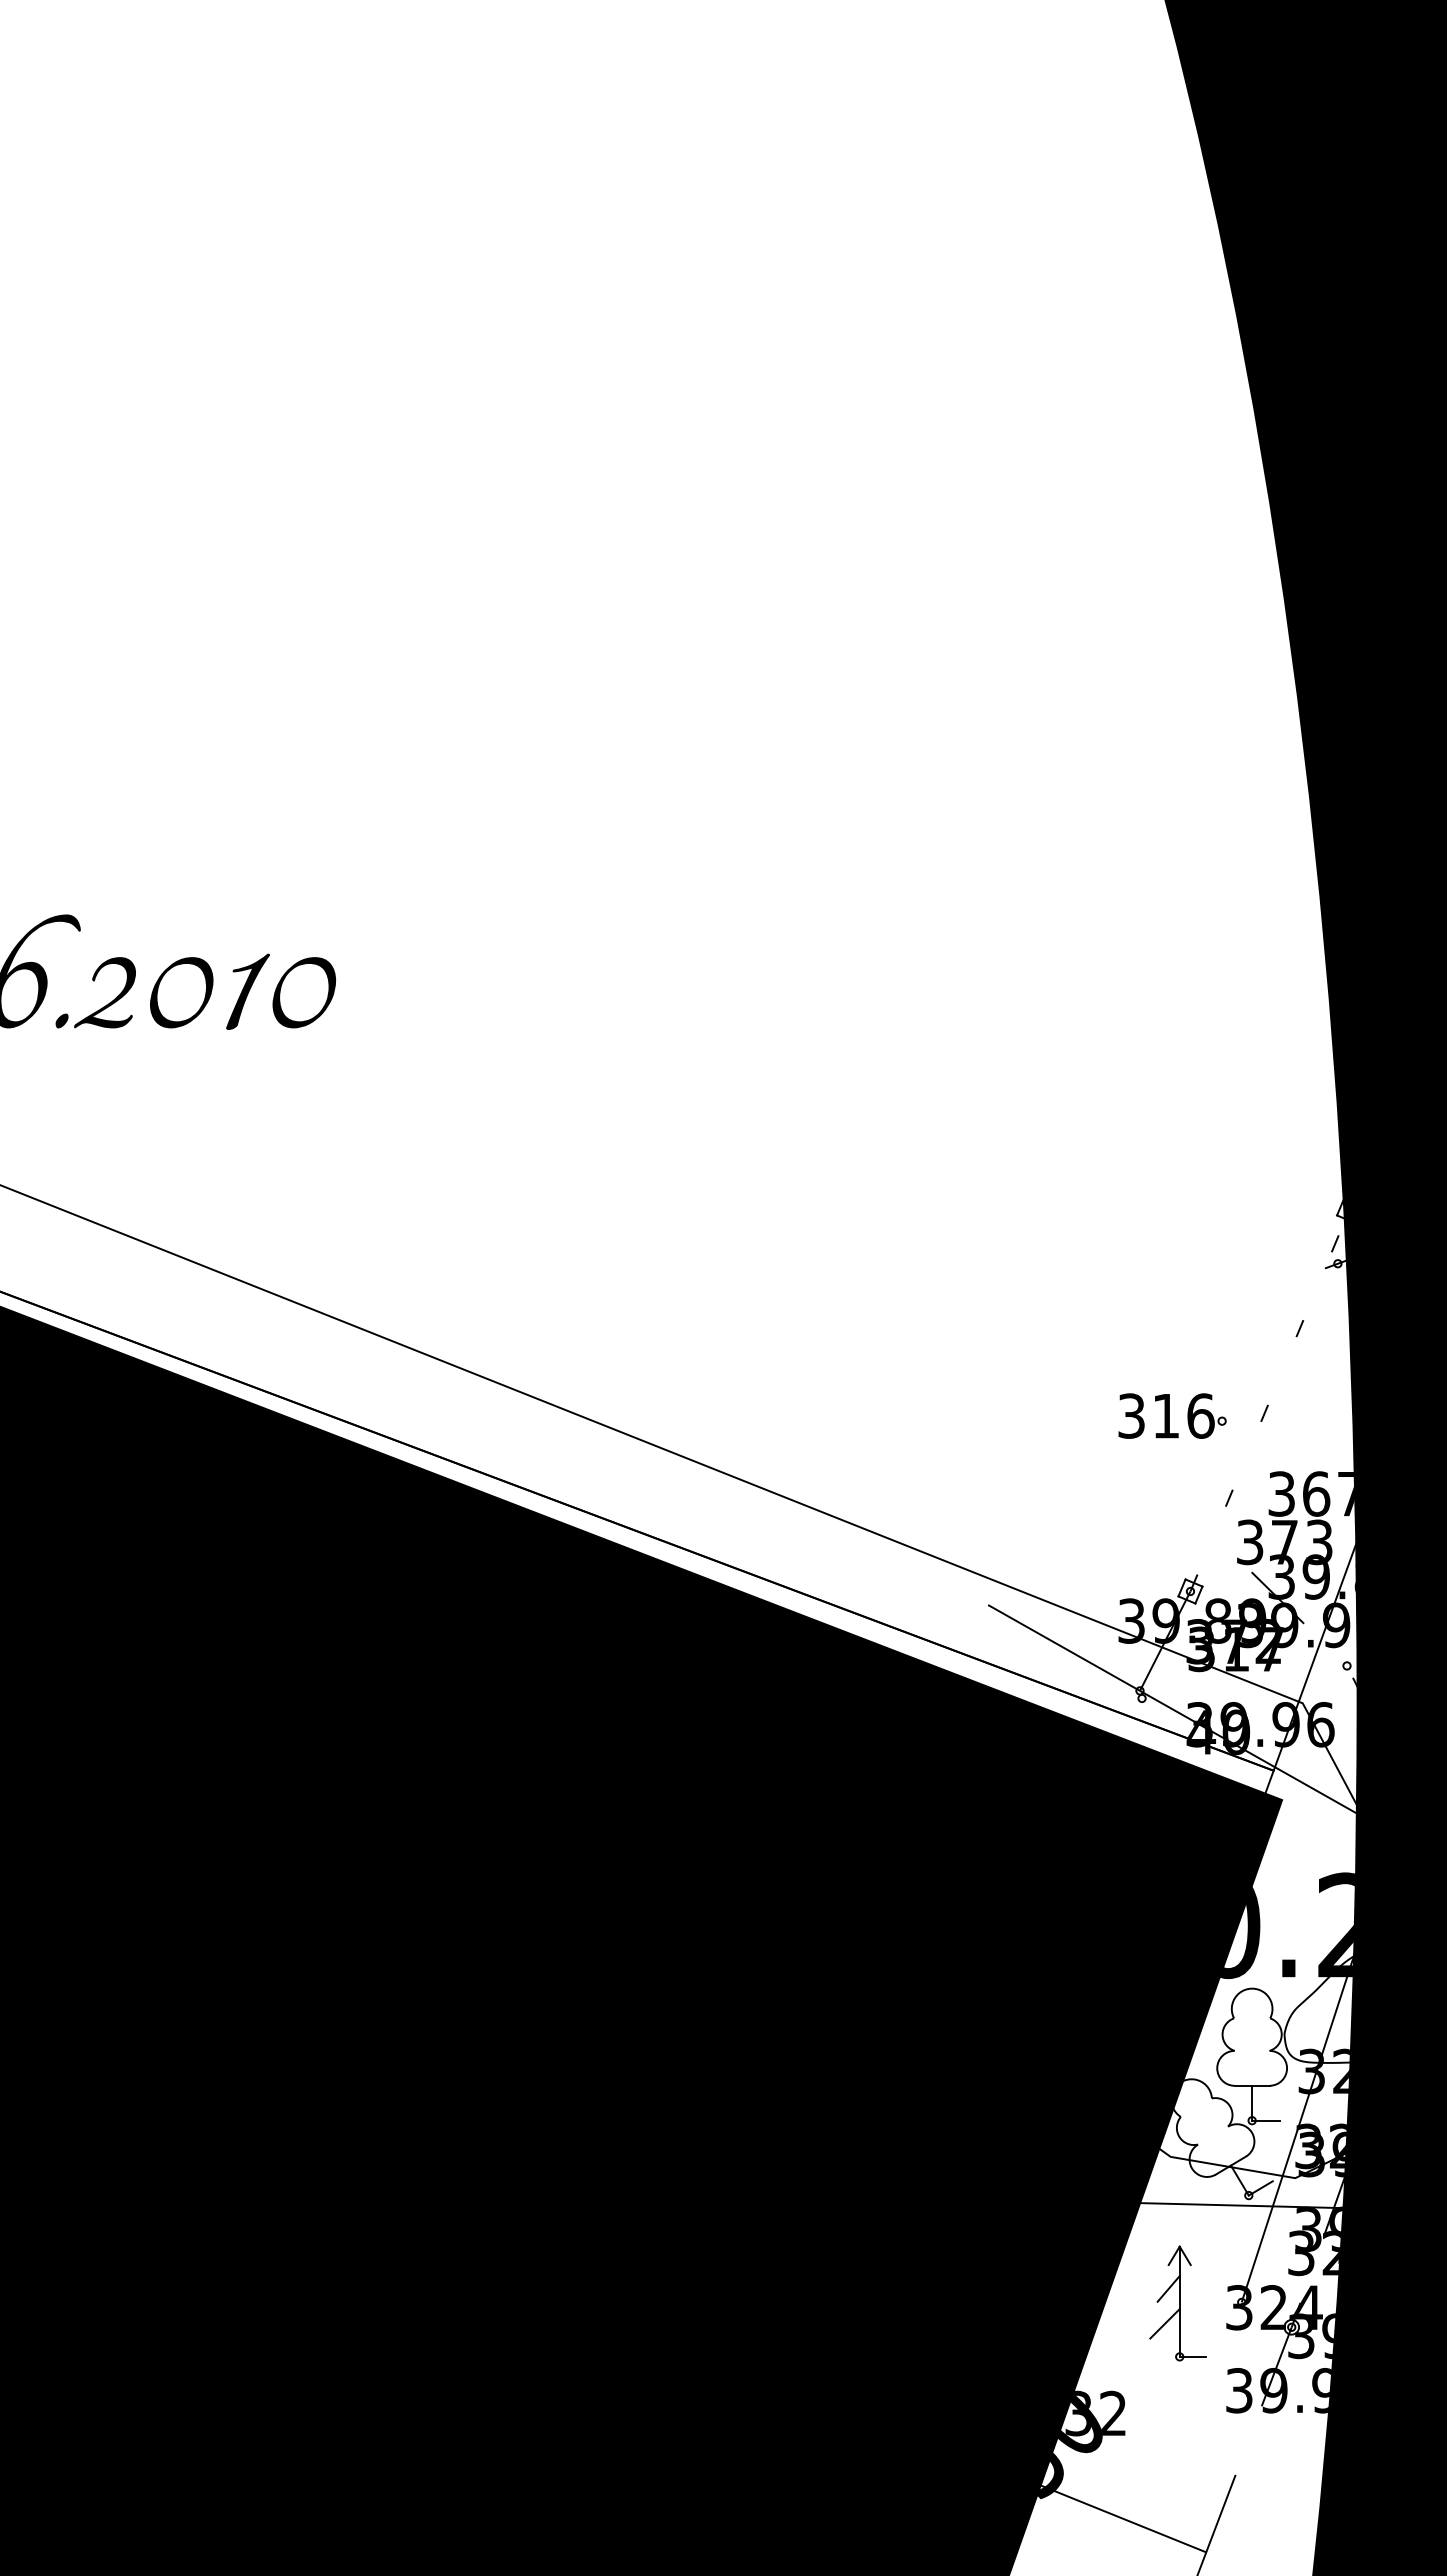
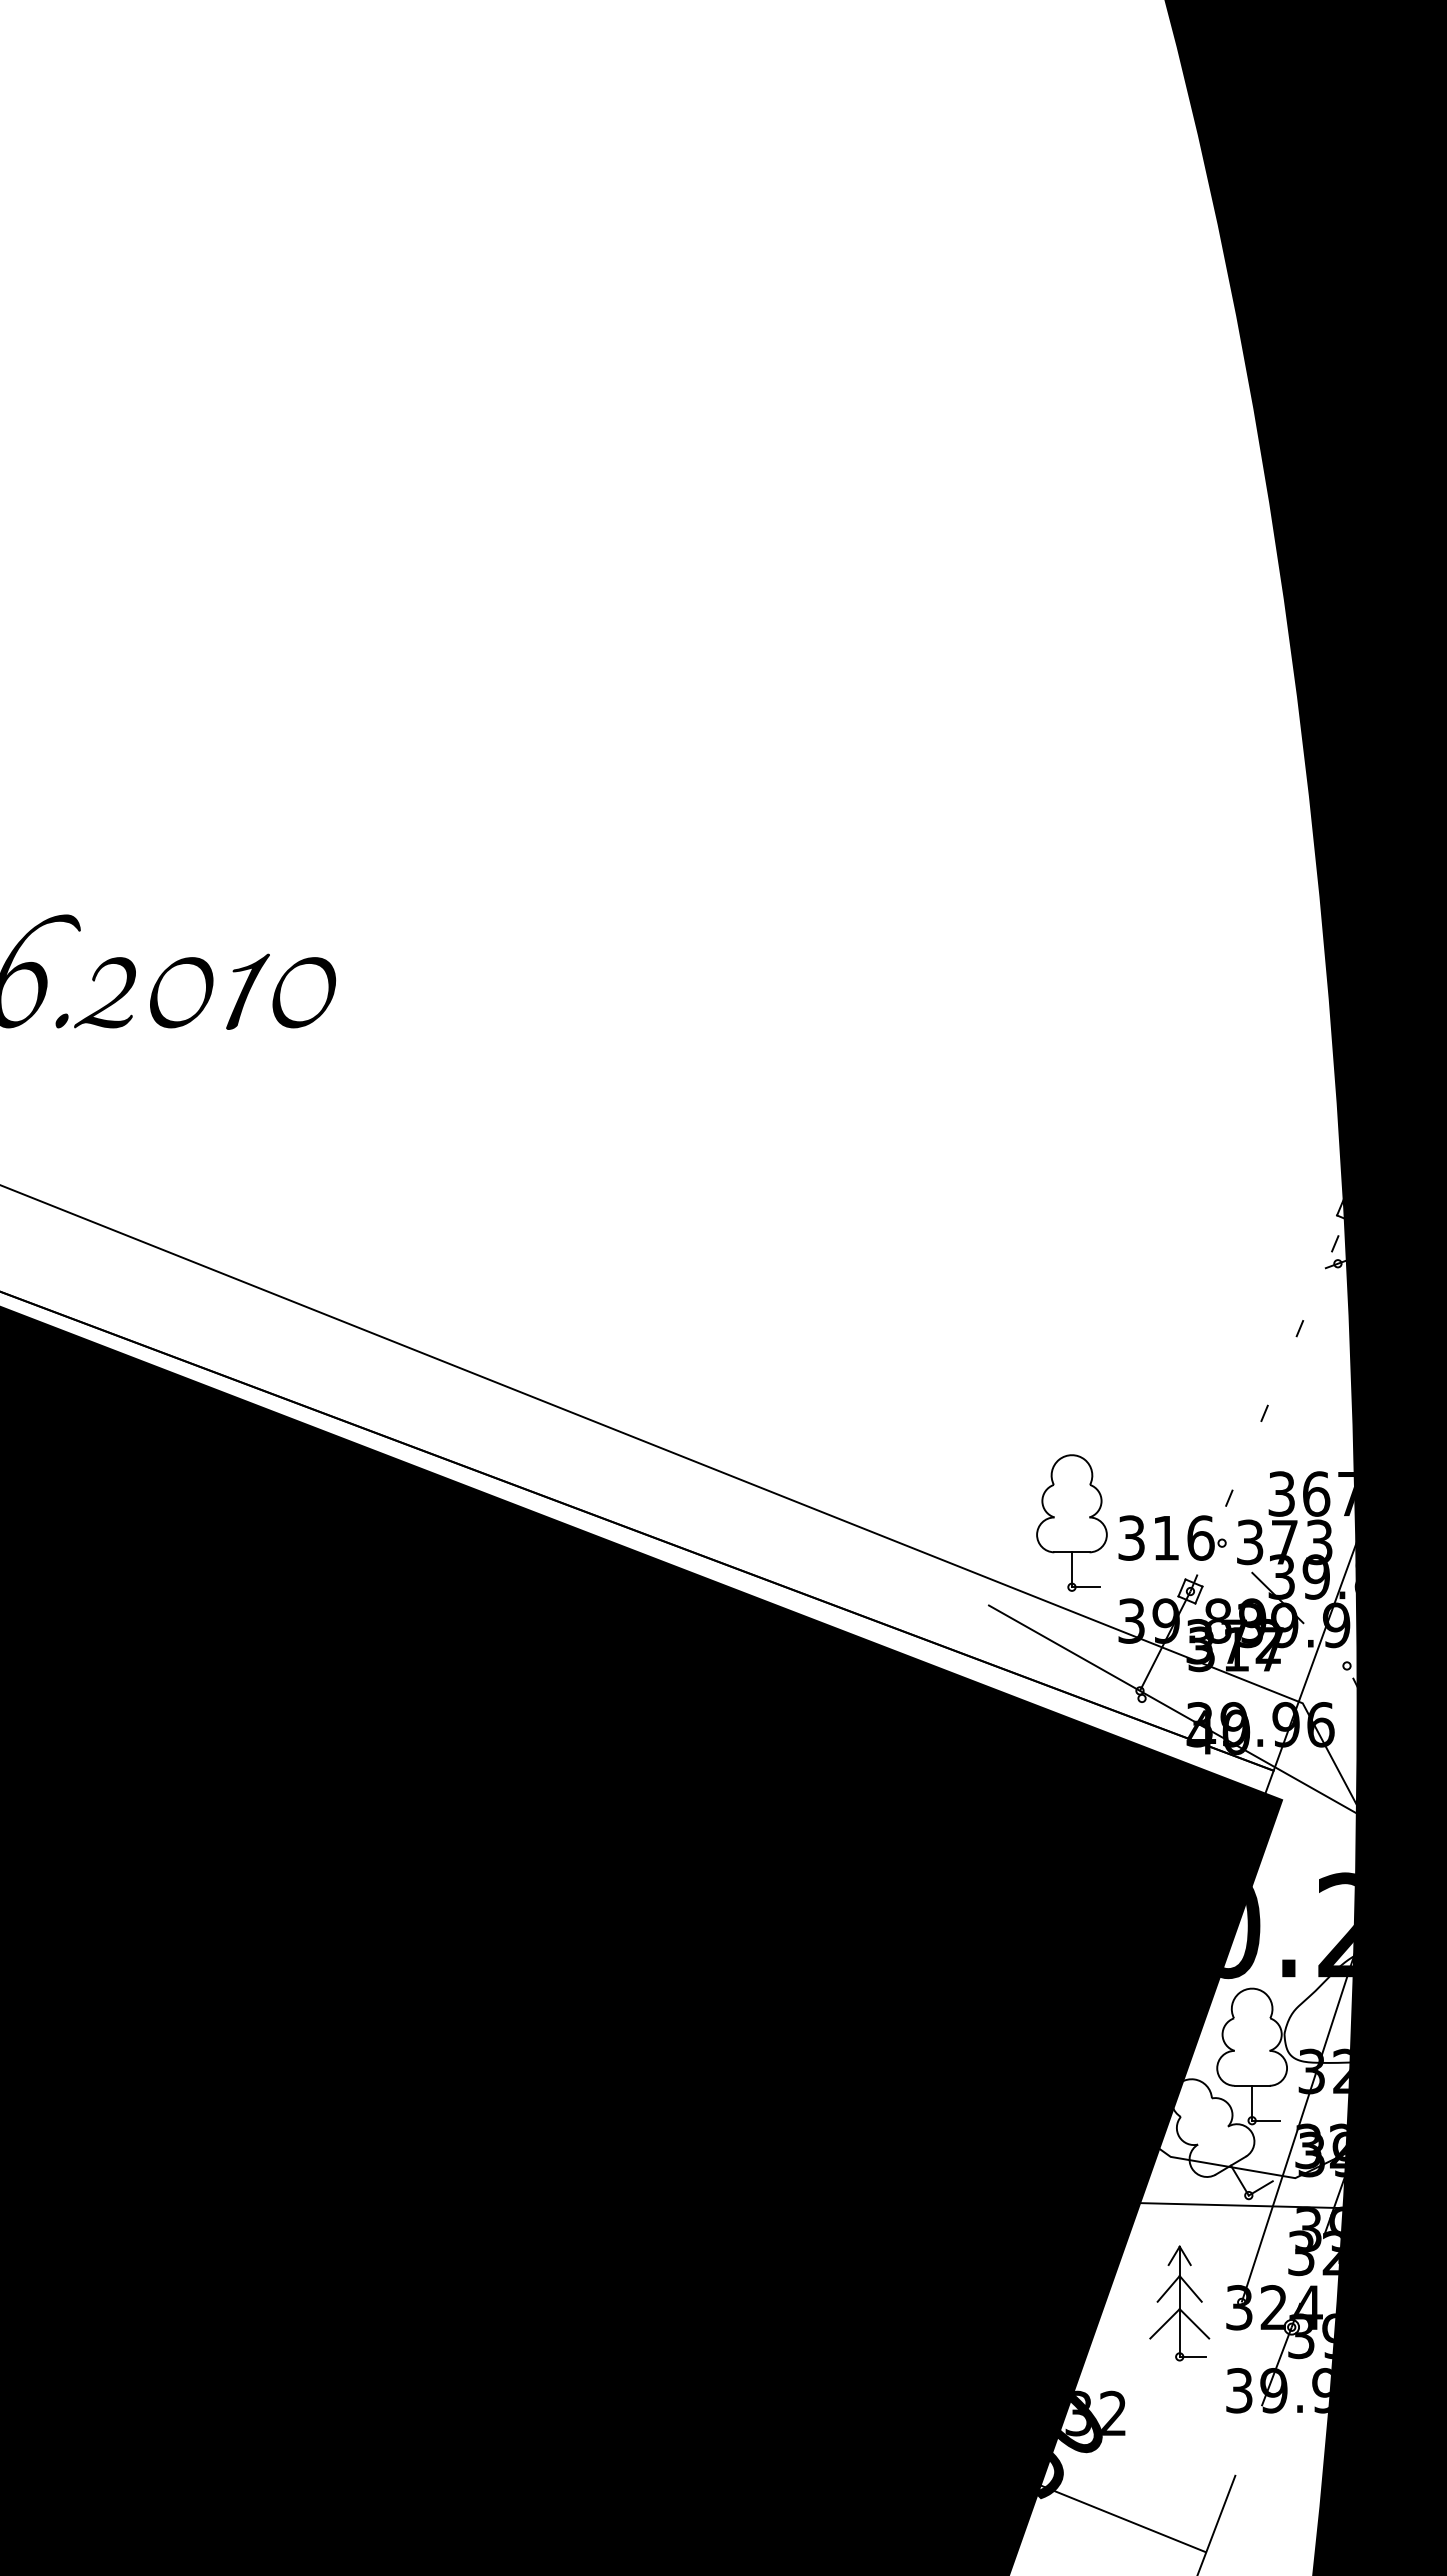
part position: (1172, 1415) -> (1172, 1537) (1172, 1537)
part: none -> present (1071, 1522)
line: none -> present (1190, 2288)
line: none -> present (1194, 2323)
